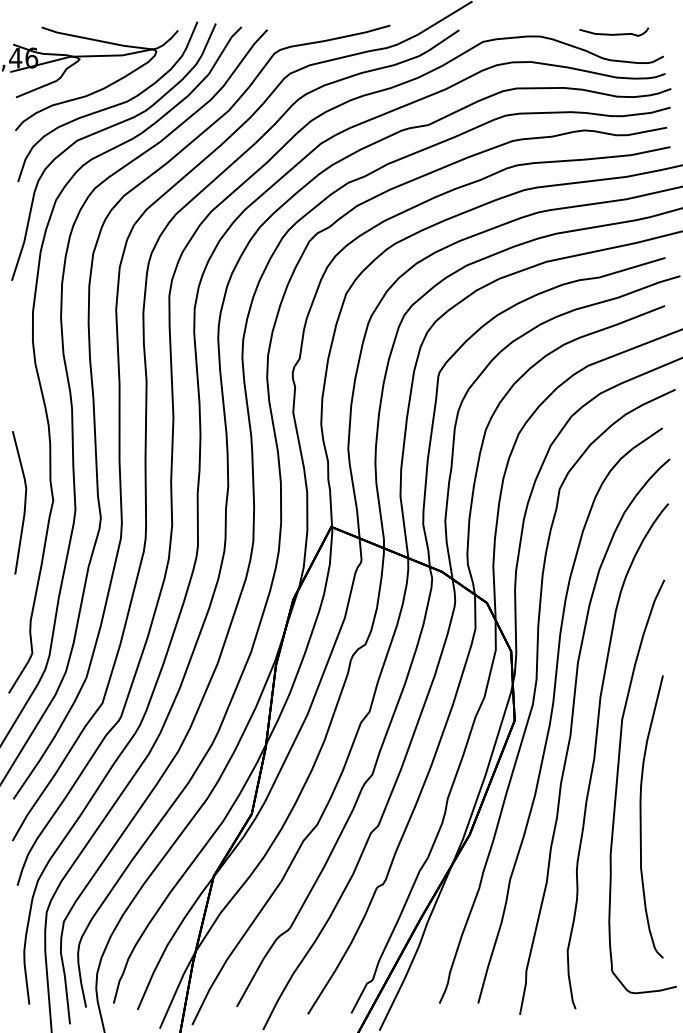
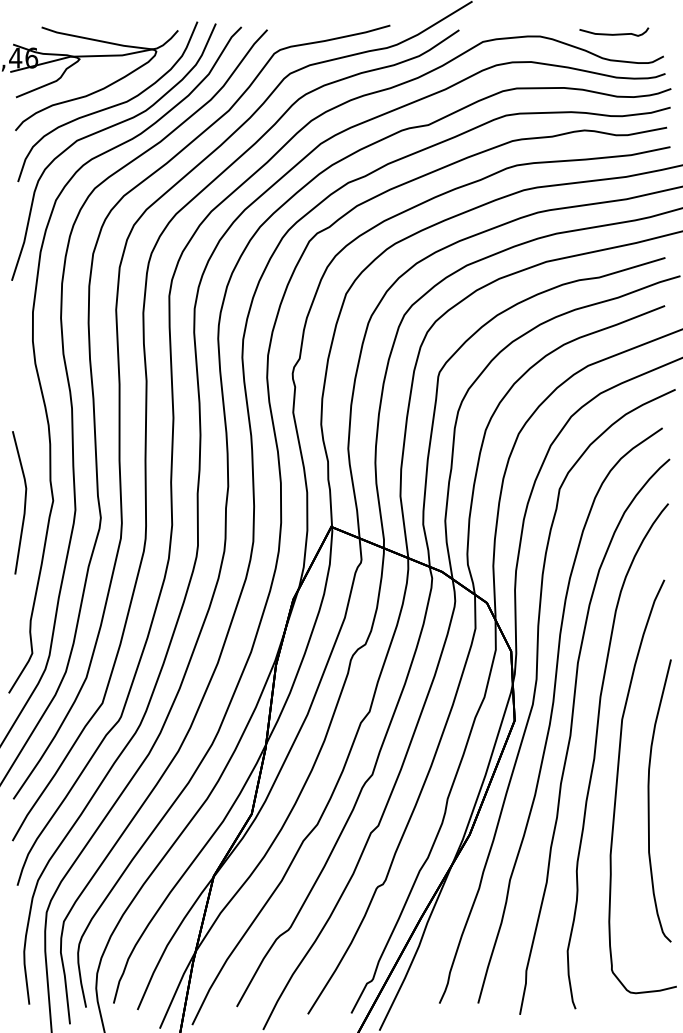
part position: (641, 816) -> (649, 800) (649, 800)
